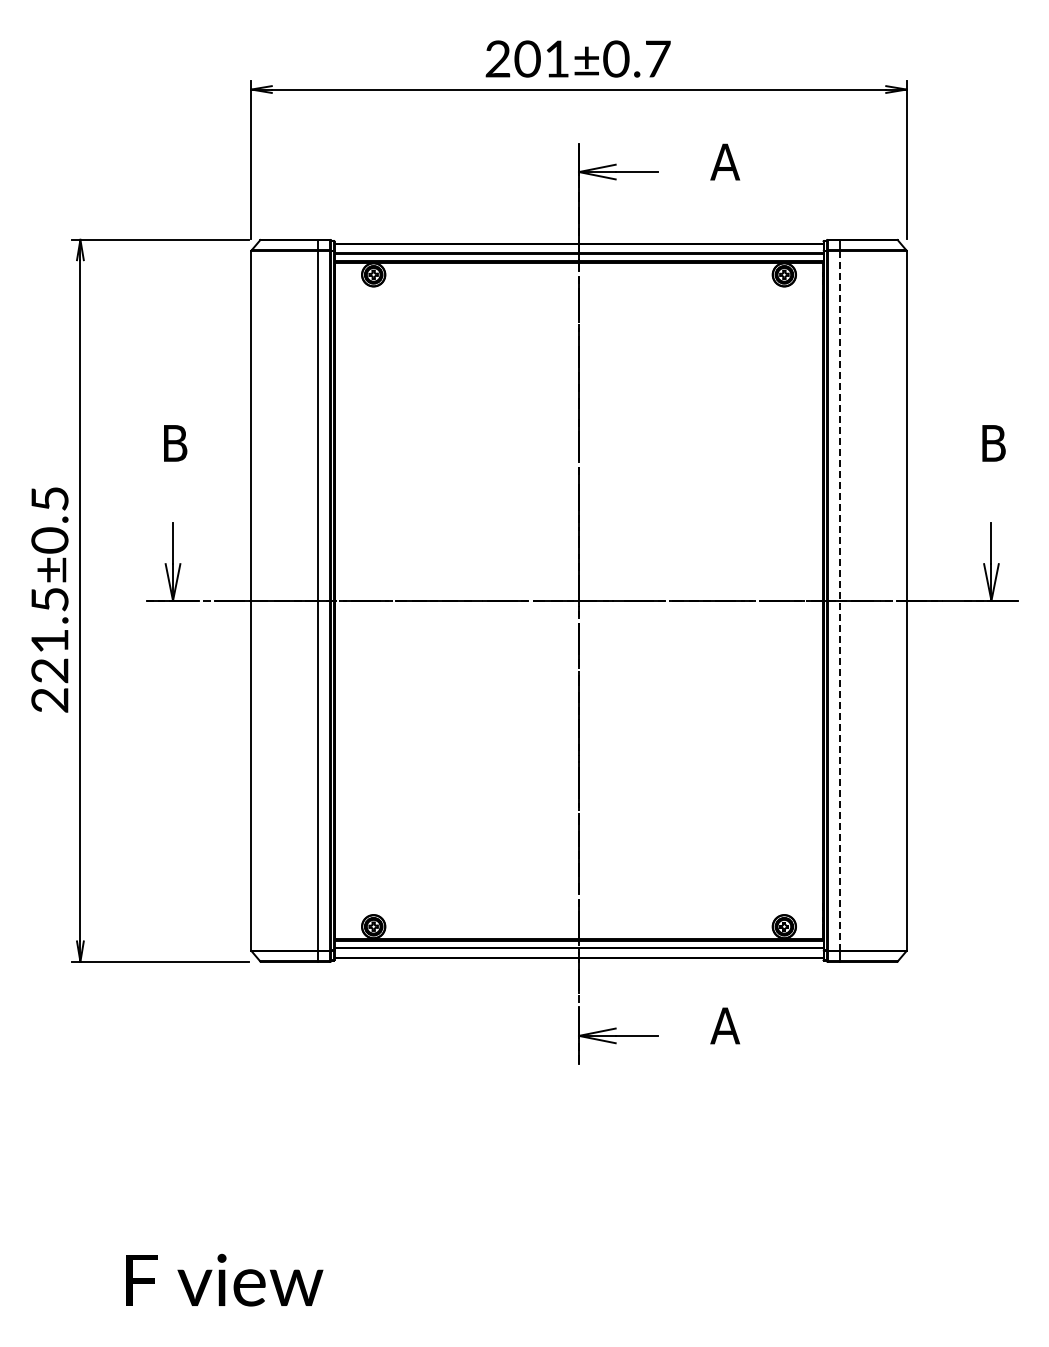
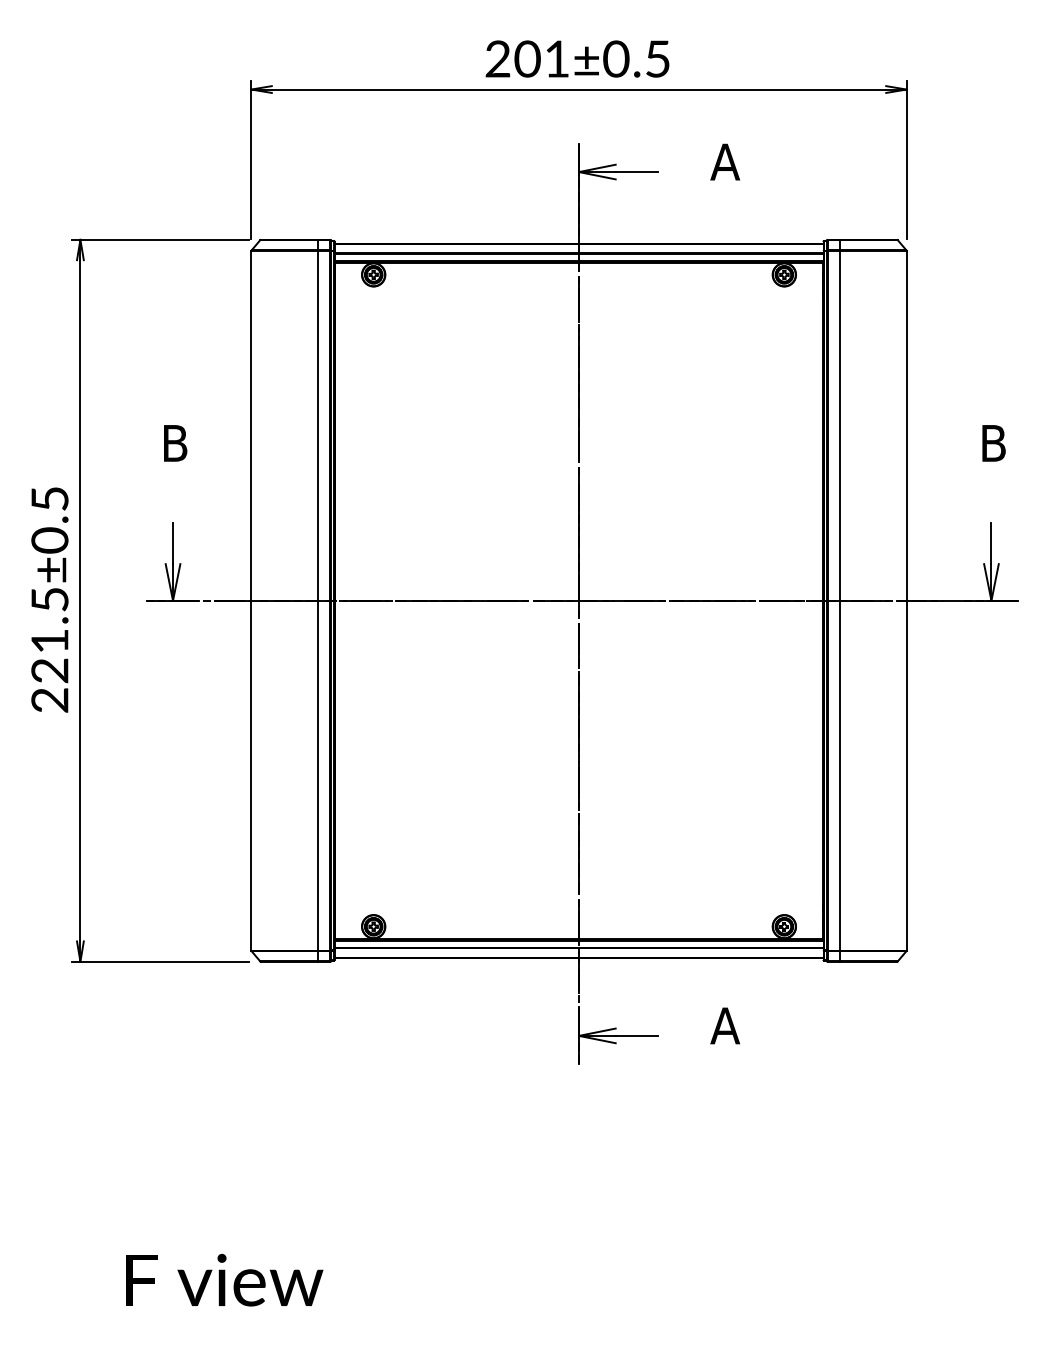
text: 201±0.7 -> 201±0.5 (658, 58)
line: dashed -> solid (839, 600)
